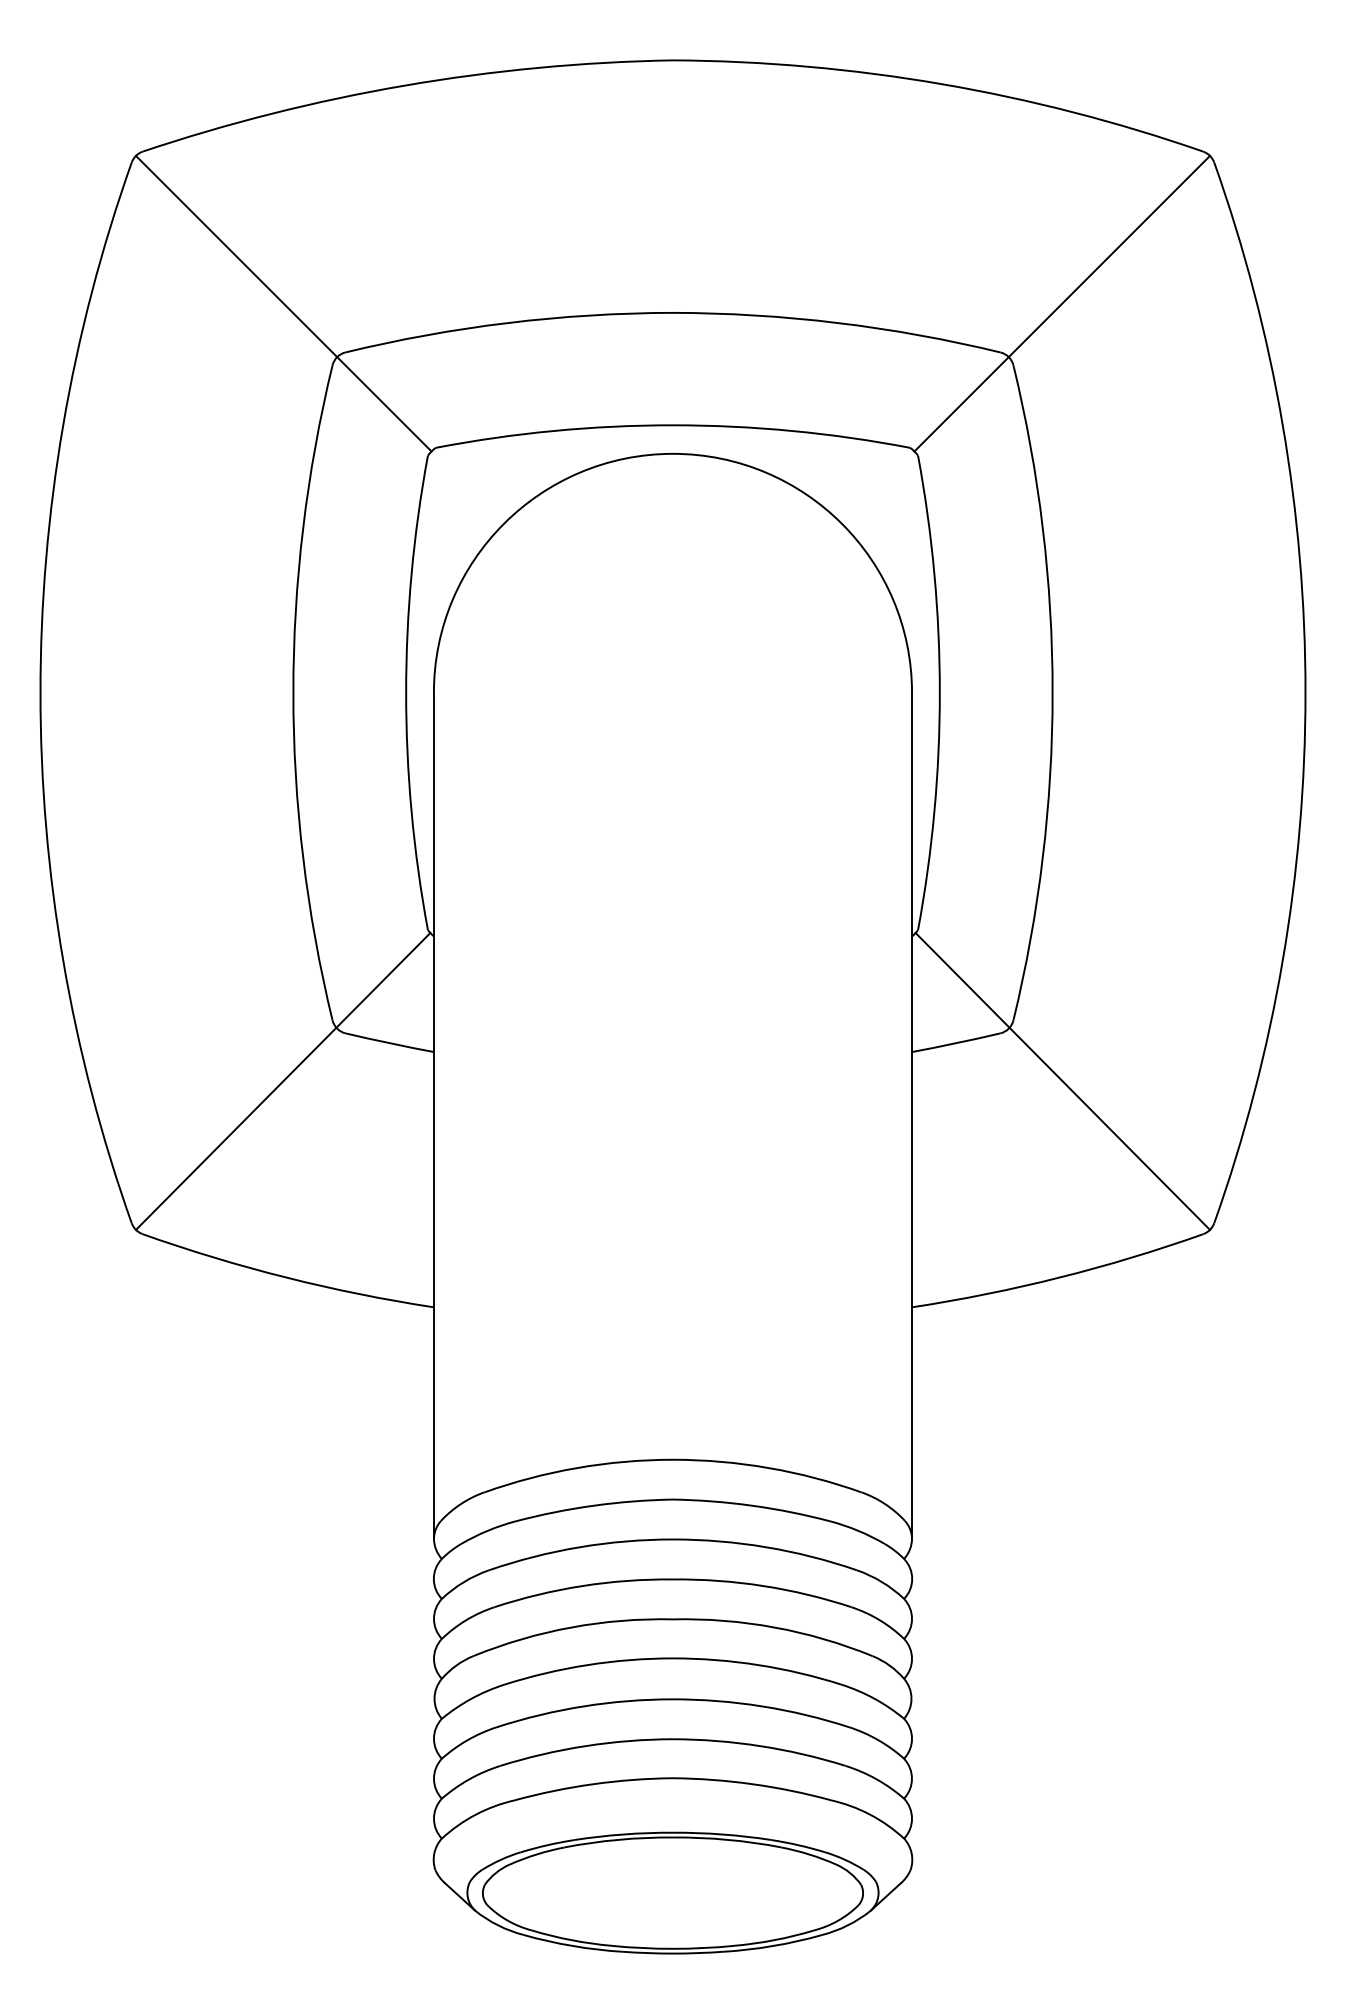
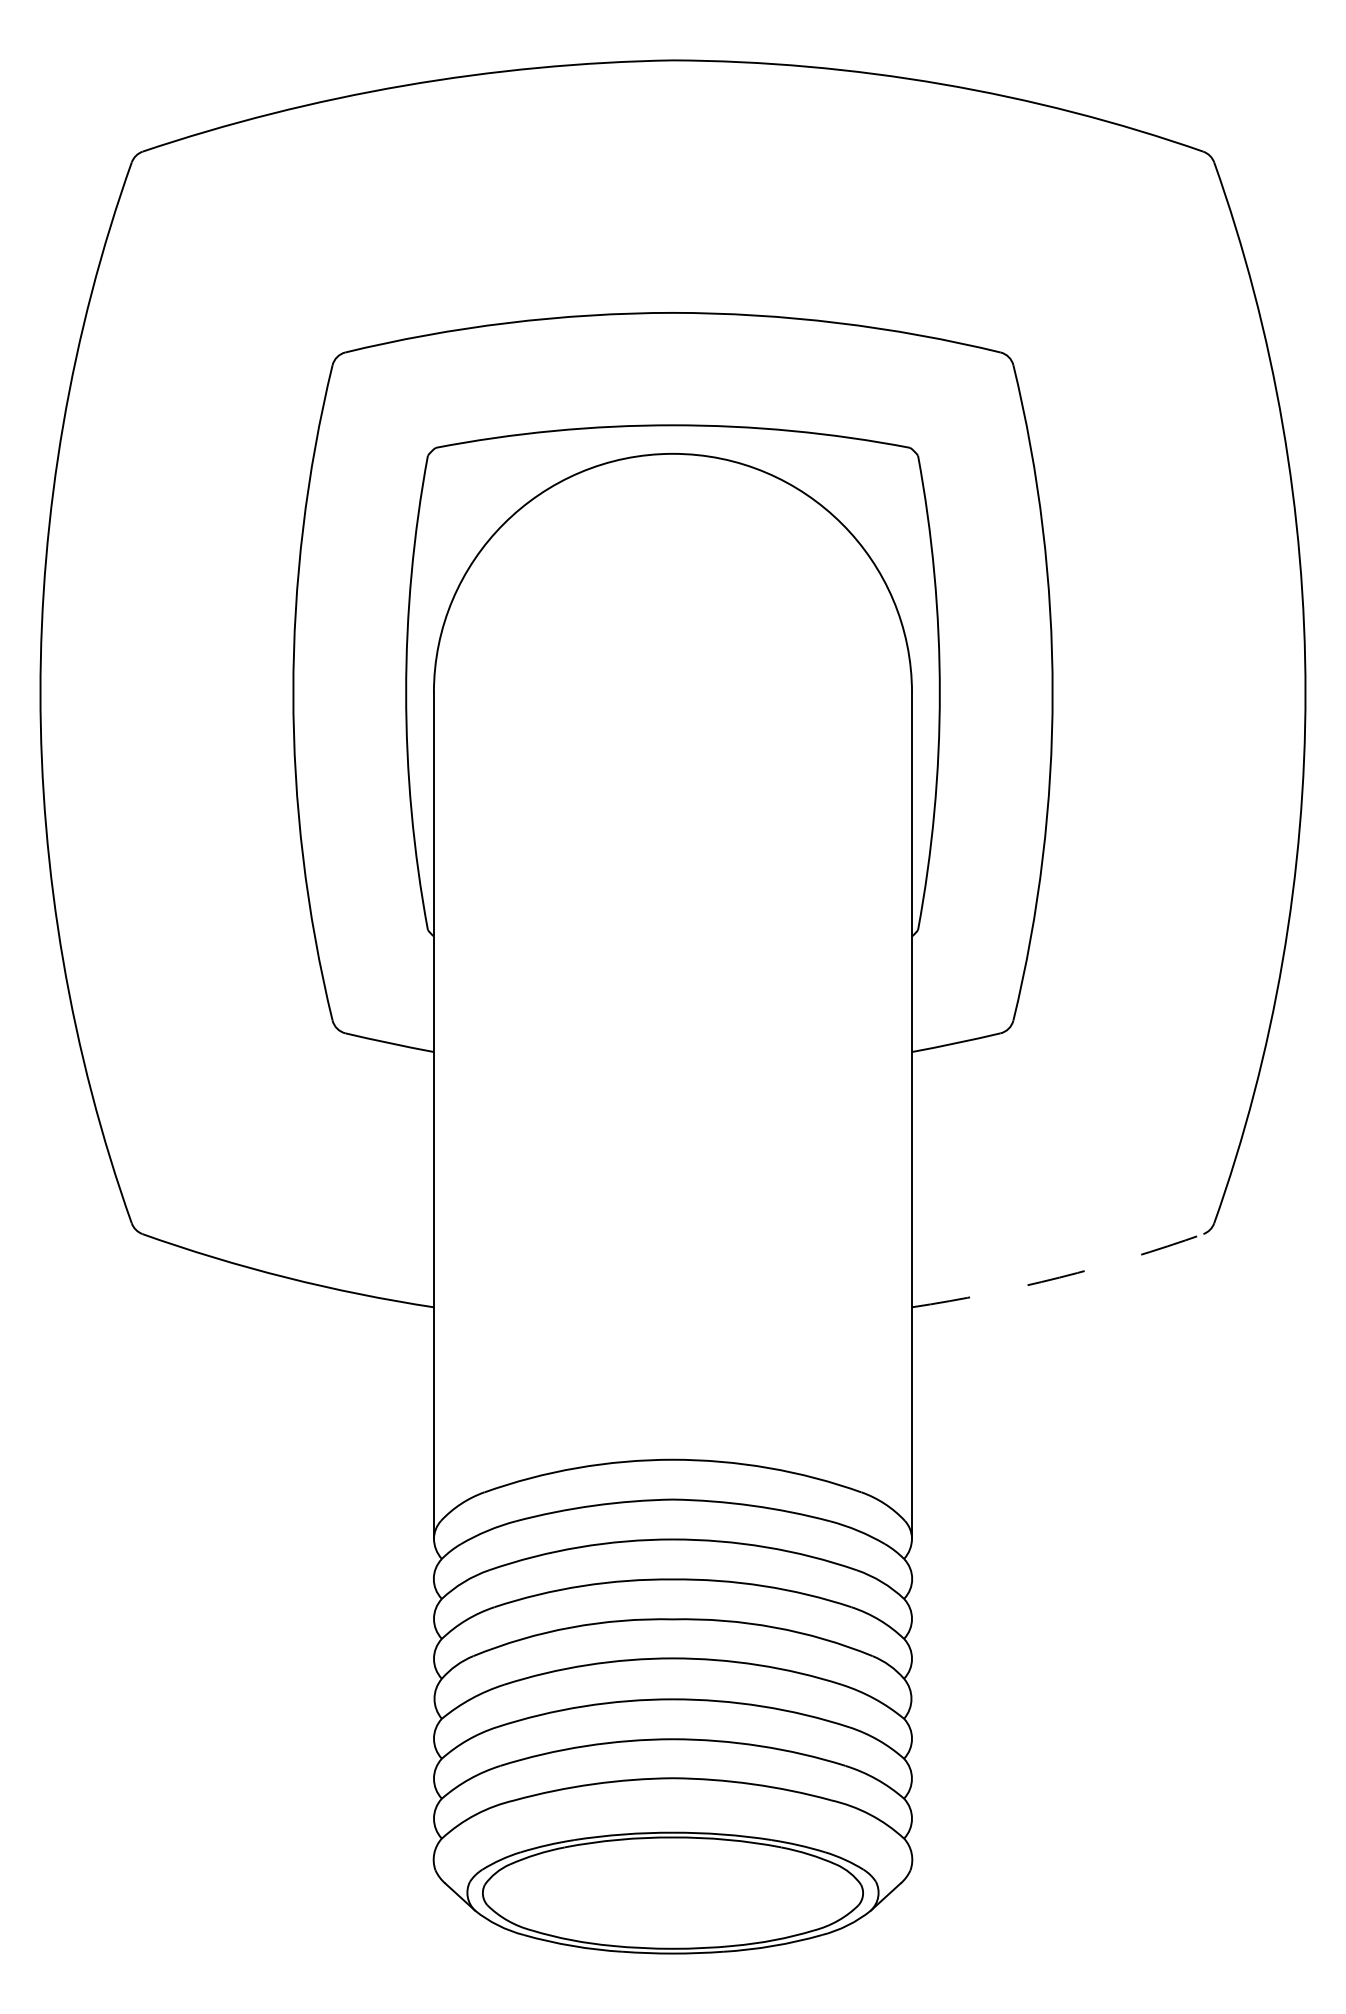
line: present -> none (283, 303)
line: present -> none (1062, 303)
line: present -> none (282, 1081)
line: present -> none (1062, 1081)
arc: solid -> dashed (1059, 1277)
